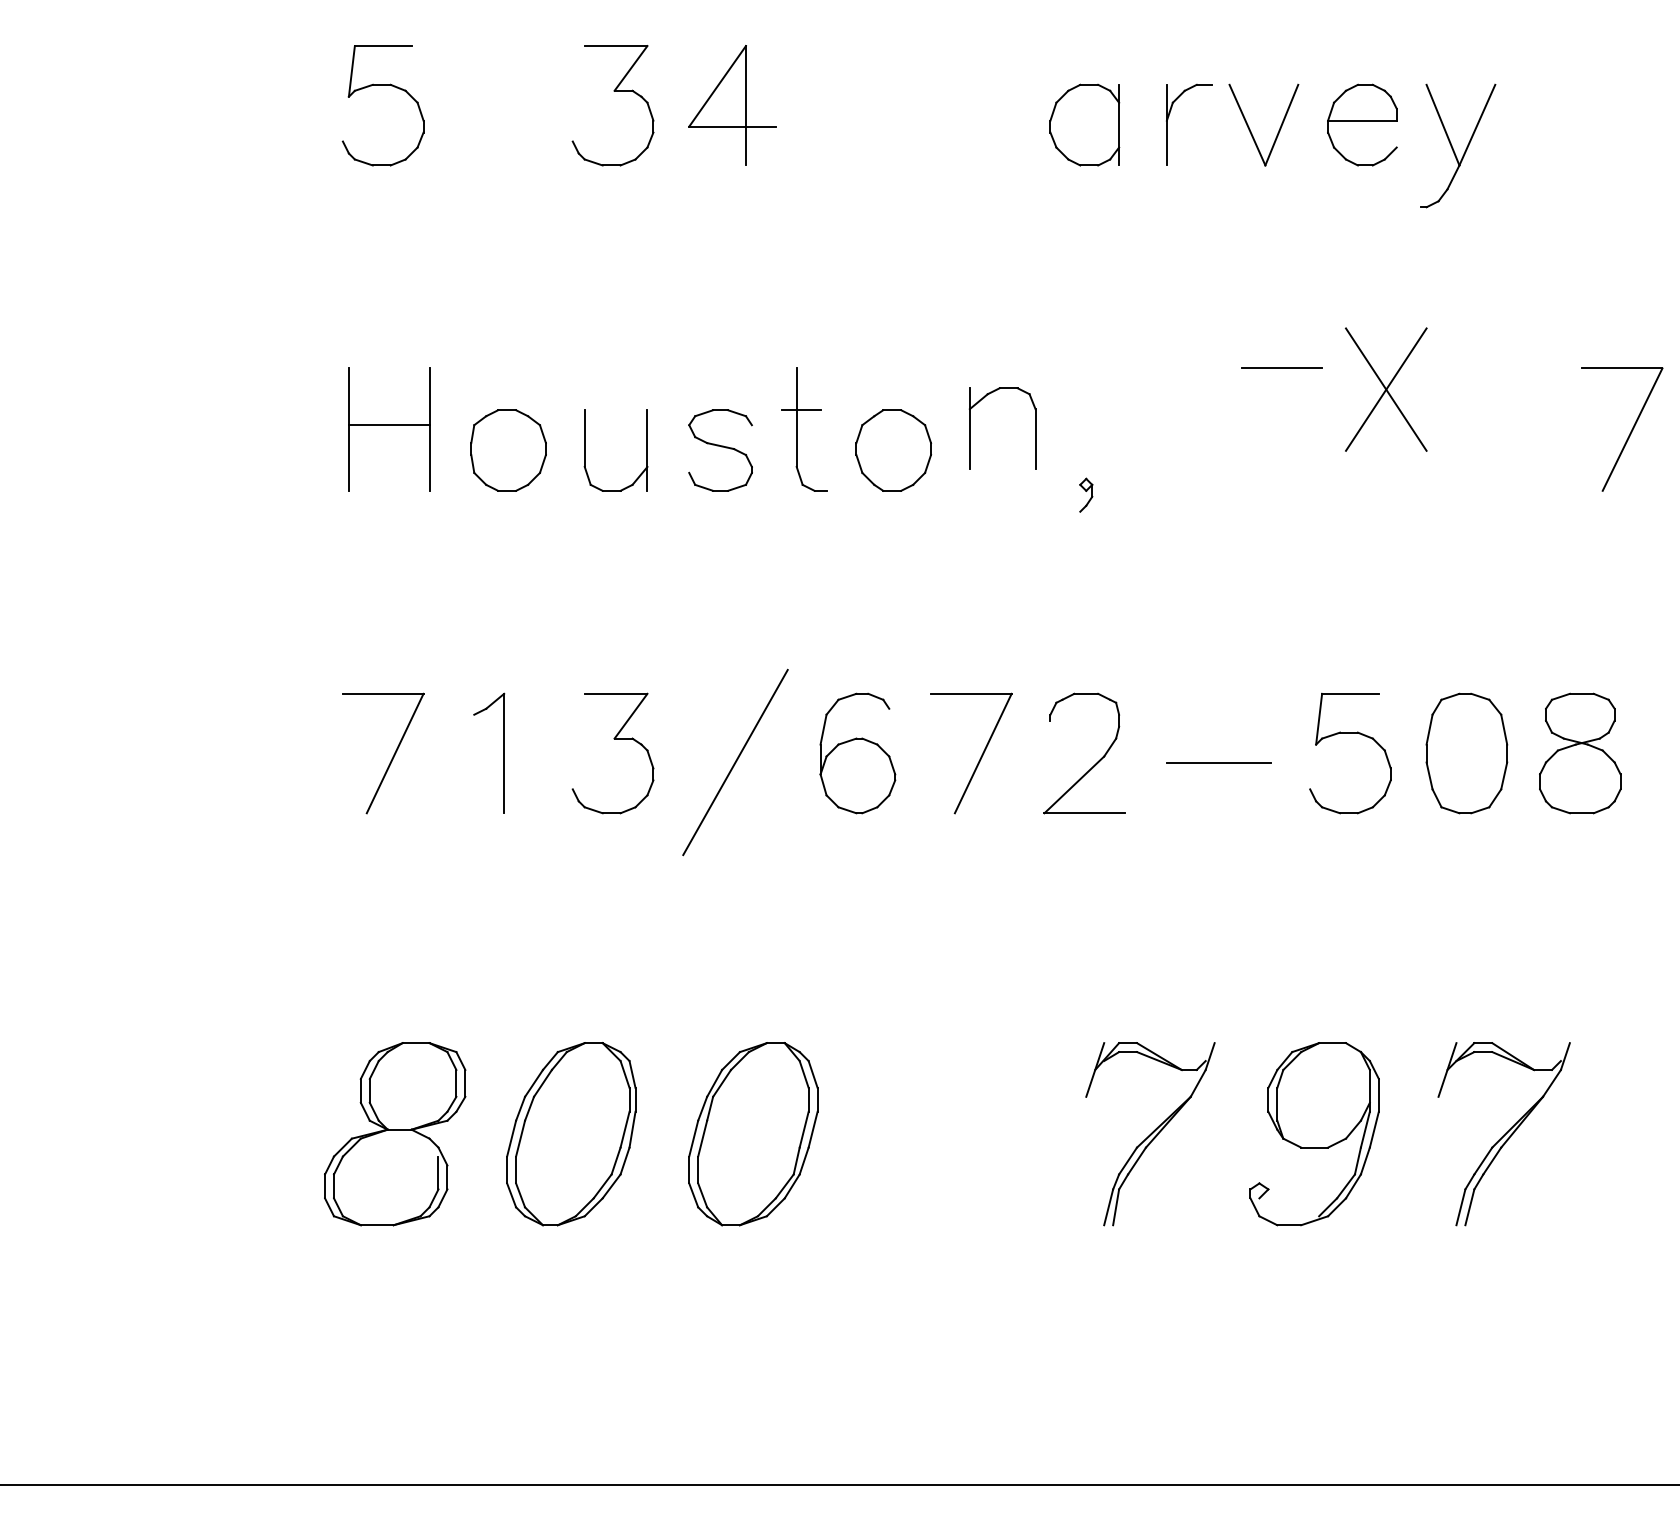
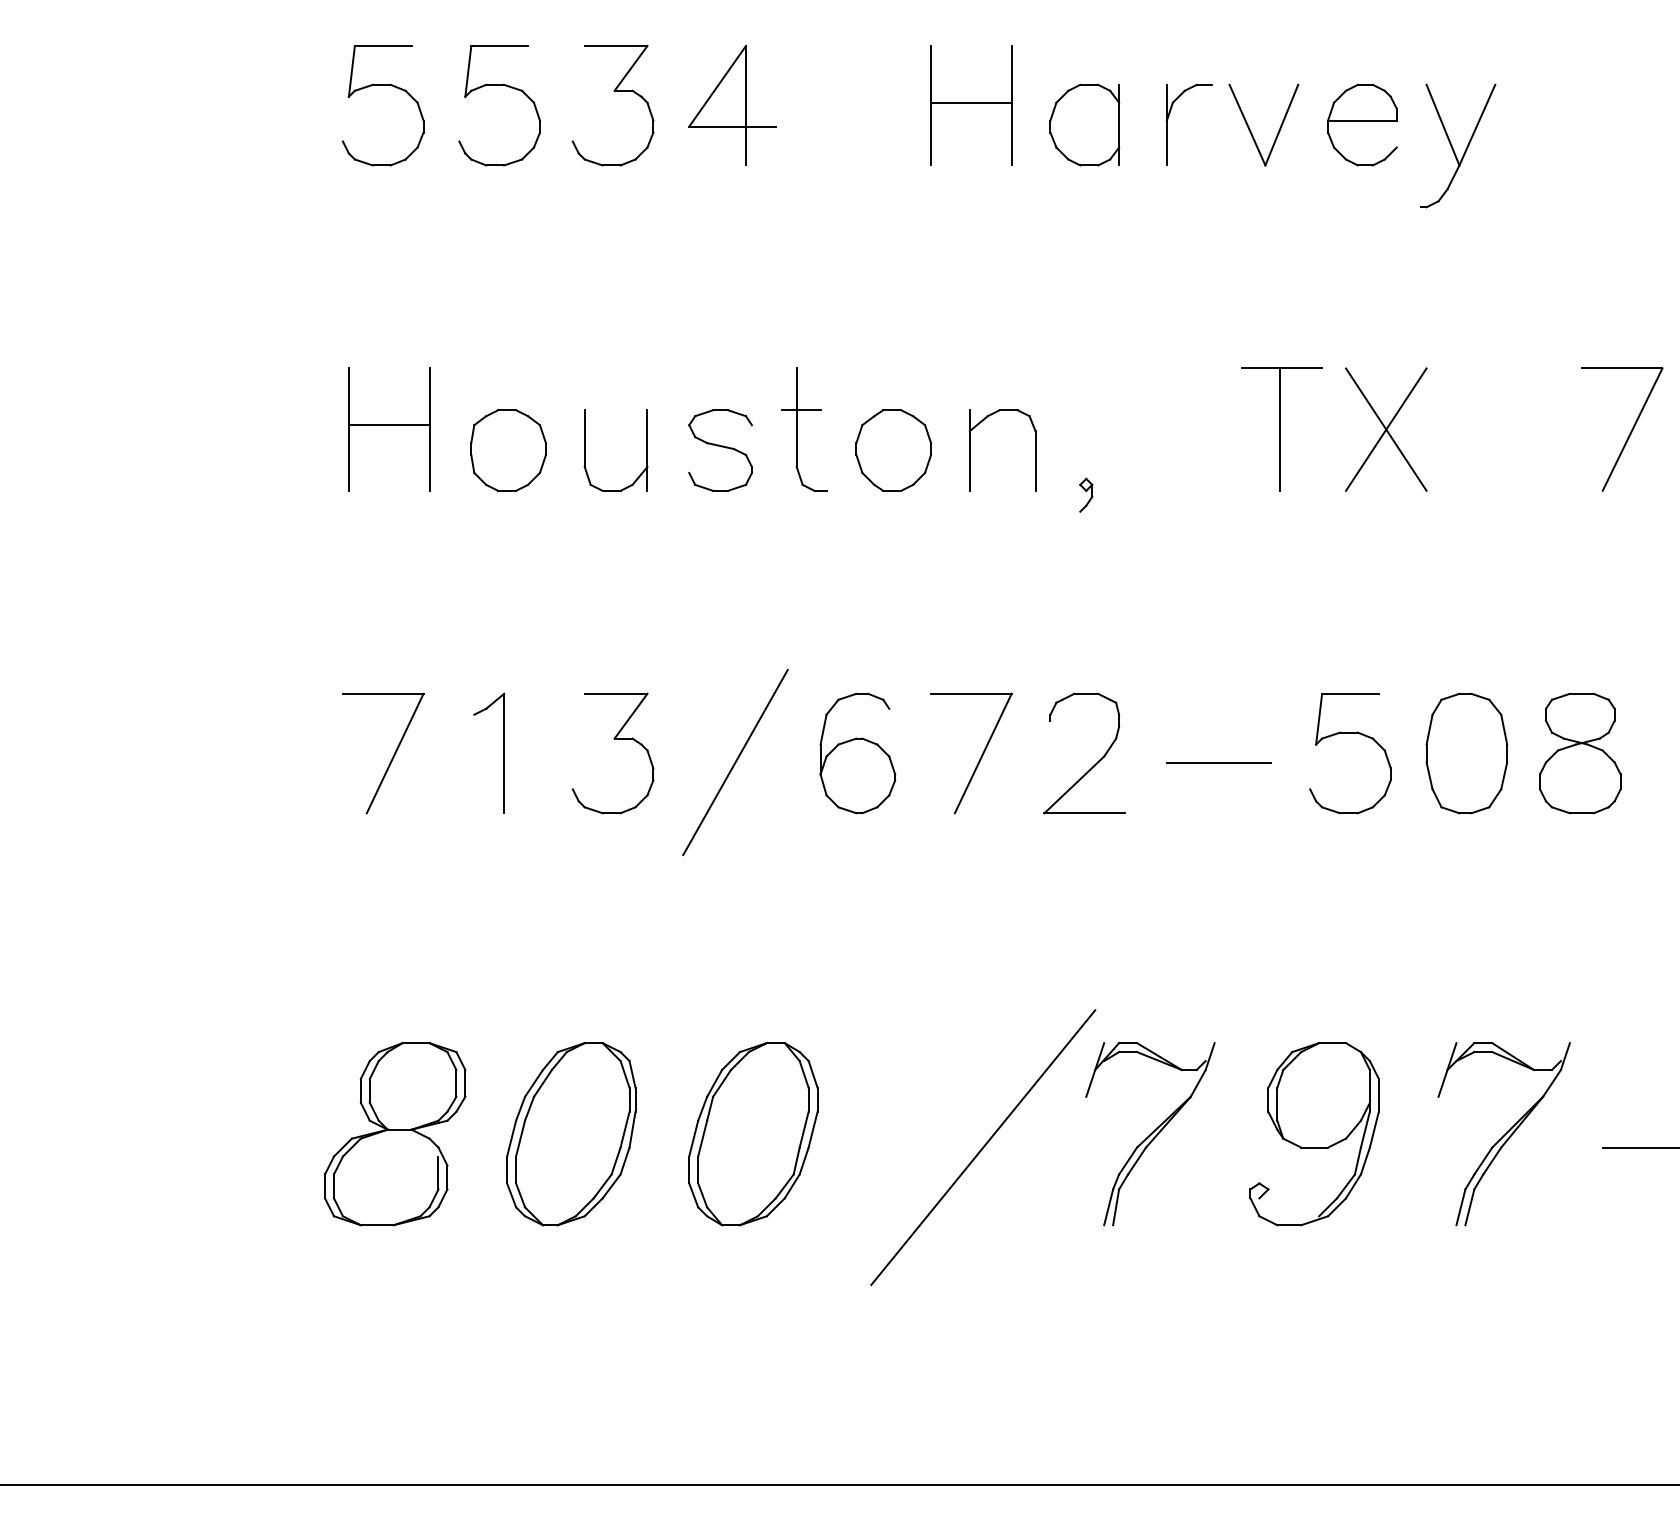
part: none -> present (505, 86)
part: none -> present (971, 105)
part position: (1386, 389) -> (1386, 429) (1386, 429)
part position: (970, 428) -> (970, 450) (970, 450)
line: none -> present (1280, 429)
line: none -> present (983, 1147)
line: none -> present (1639, 1147)
